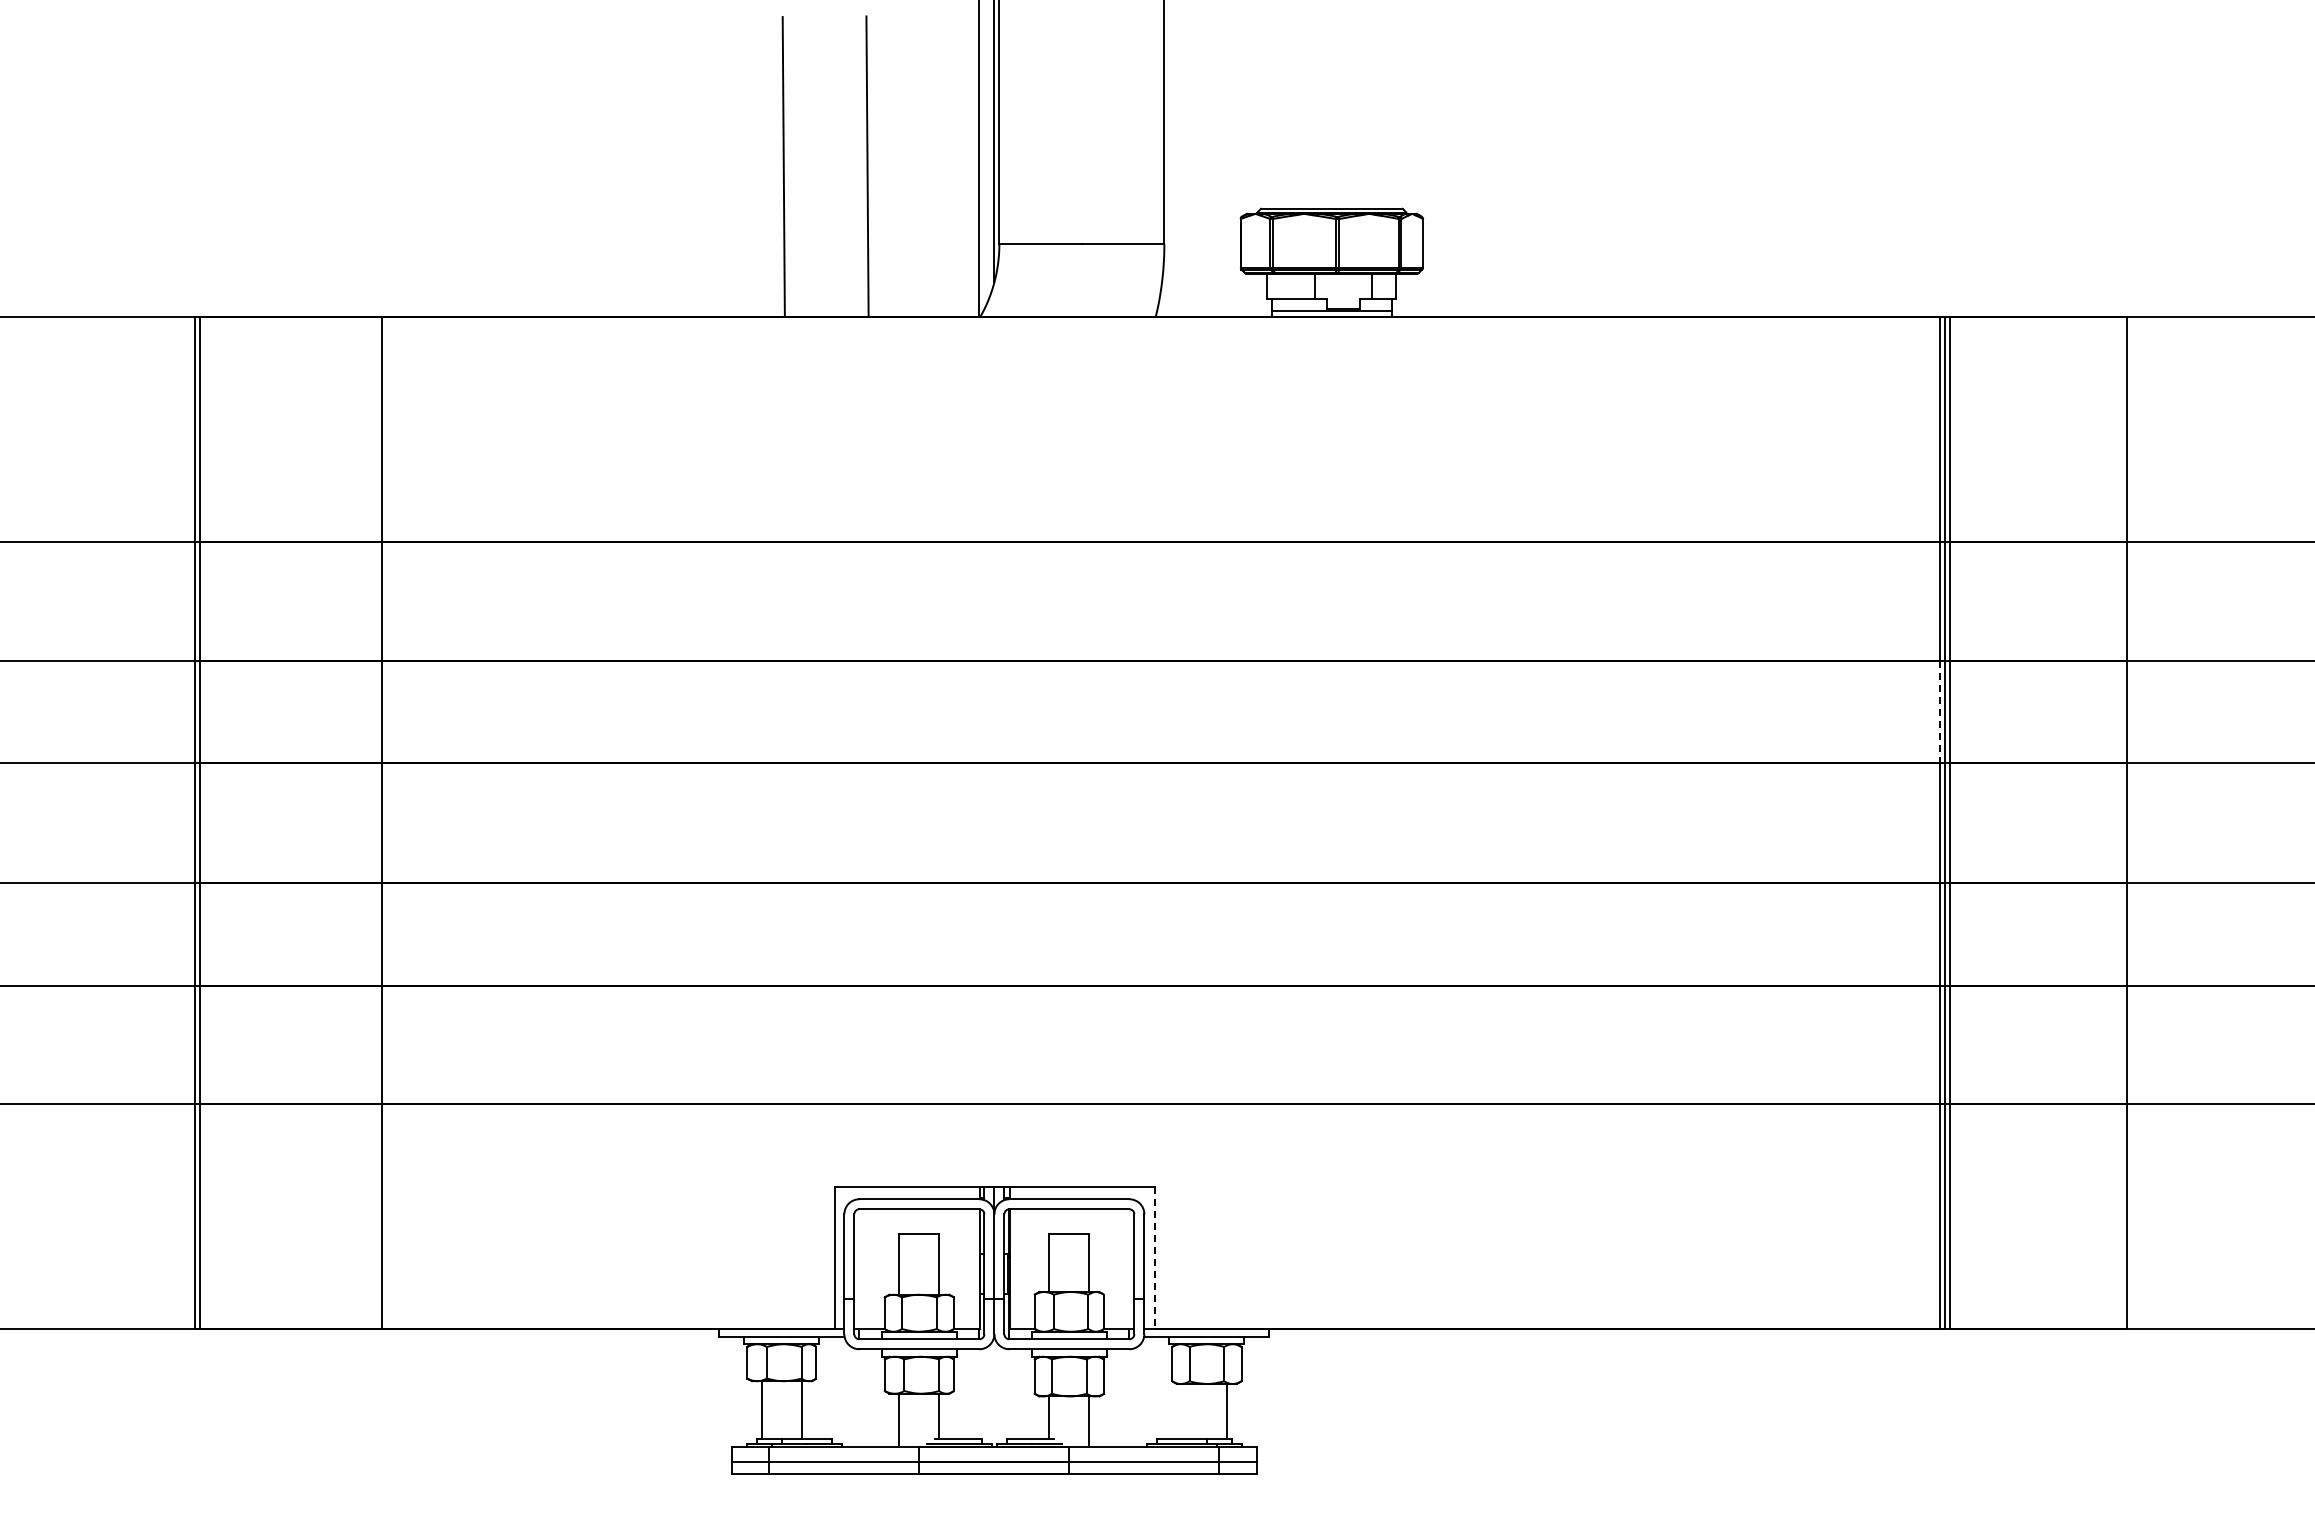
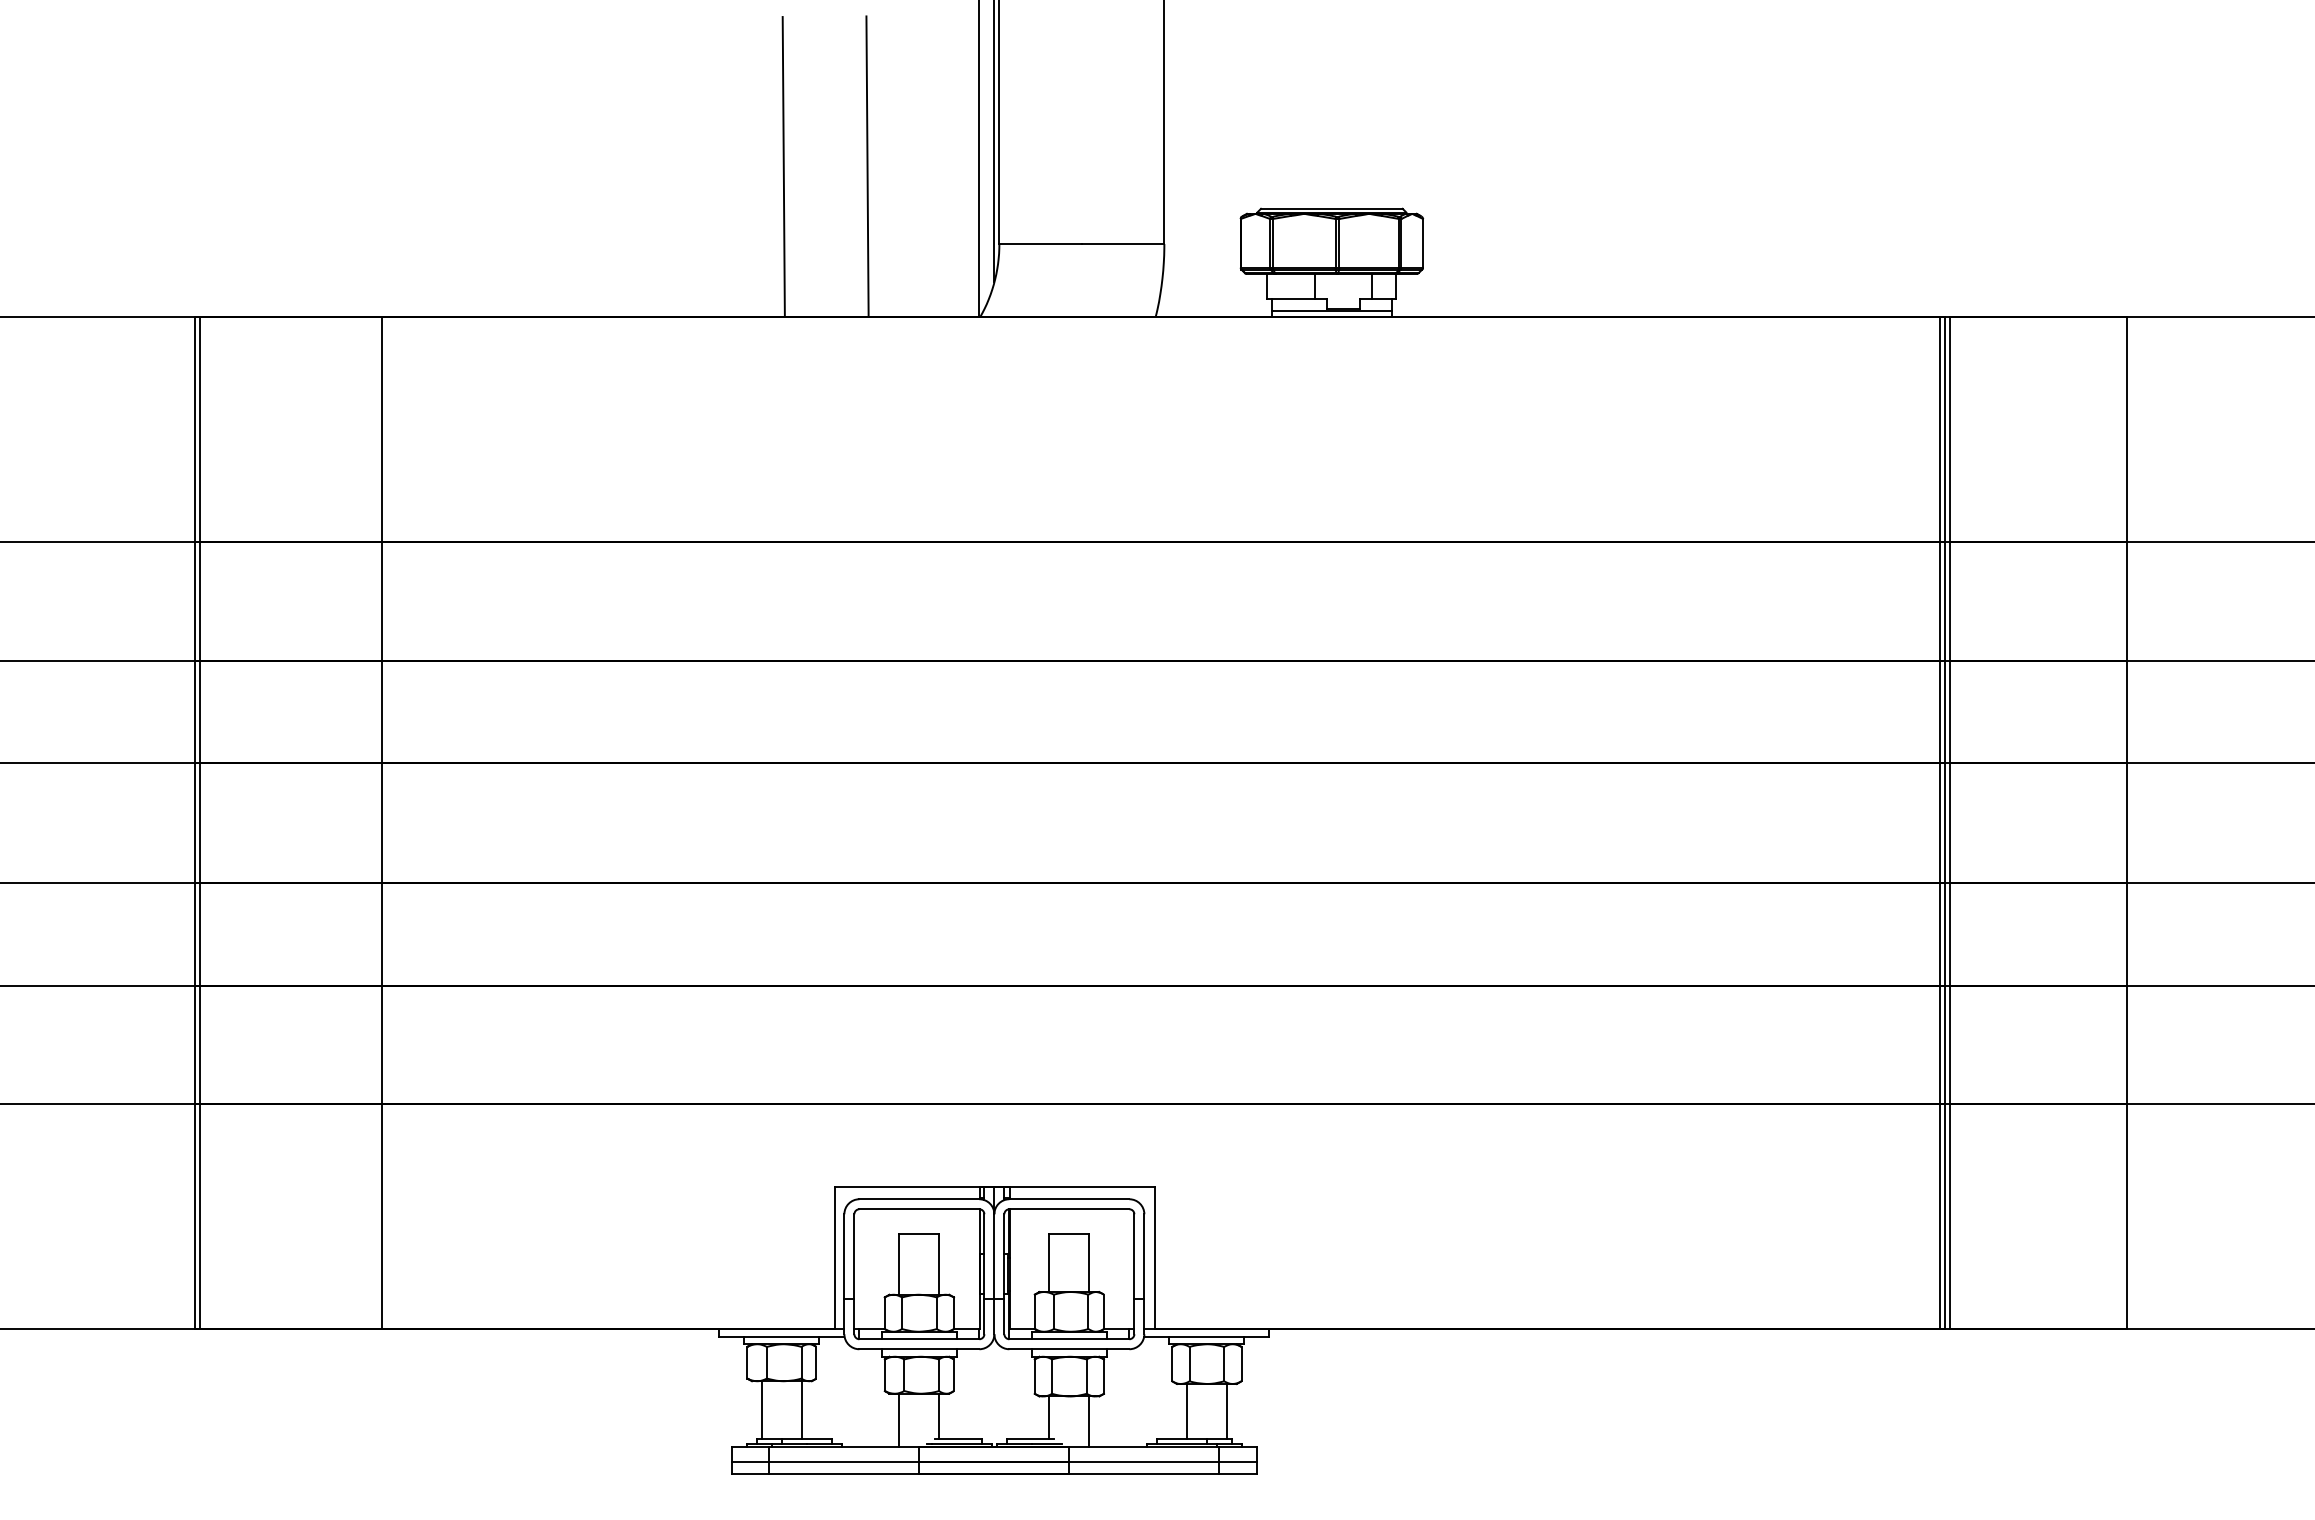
line: dashed -> solid (1939, 712)
line: dashed -> solid (1154, 1258)
line: none -> present (1186, 1410)
